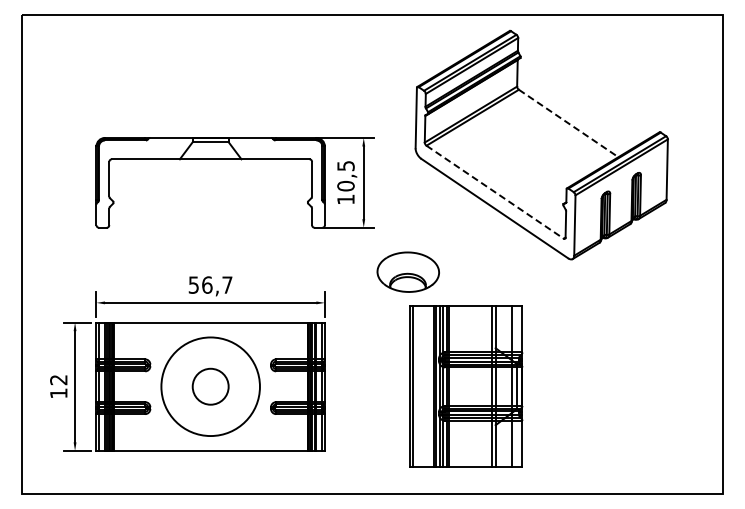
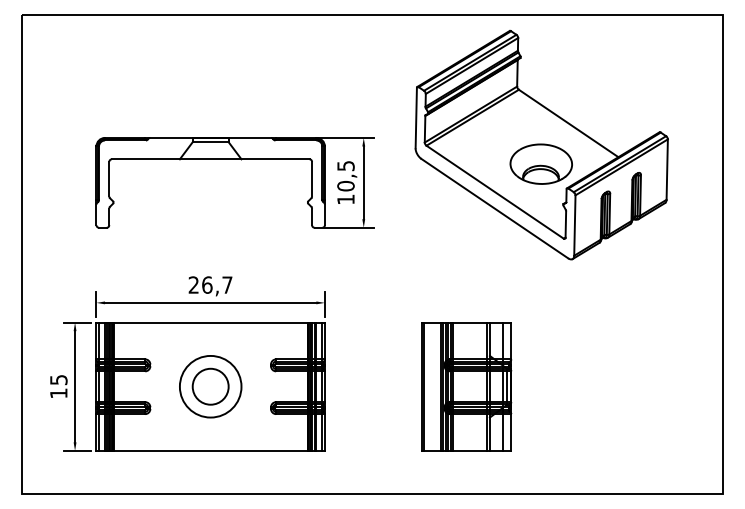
line: dashed -> solid (569, 123)
line: dashed -> solid (495, 192)
part position: (407, 271) -> (540, 163) (540, 163)
text: 56,7 -> 26,7 (193, 284)
text: 12 -> 15 (58, 380)
circle diameter: 99 px -> 62 px (210, 386)
part size: 115x163 px -> 92x130 px (466, 386)
